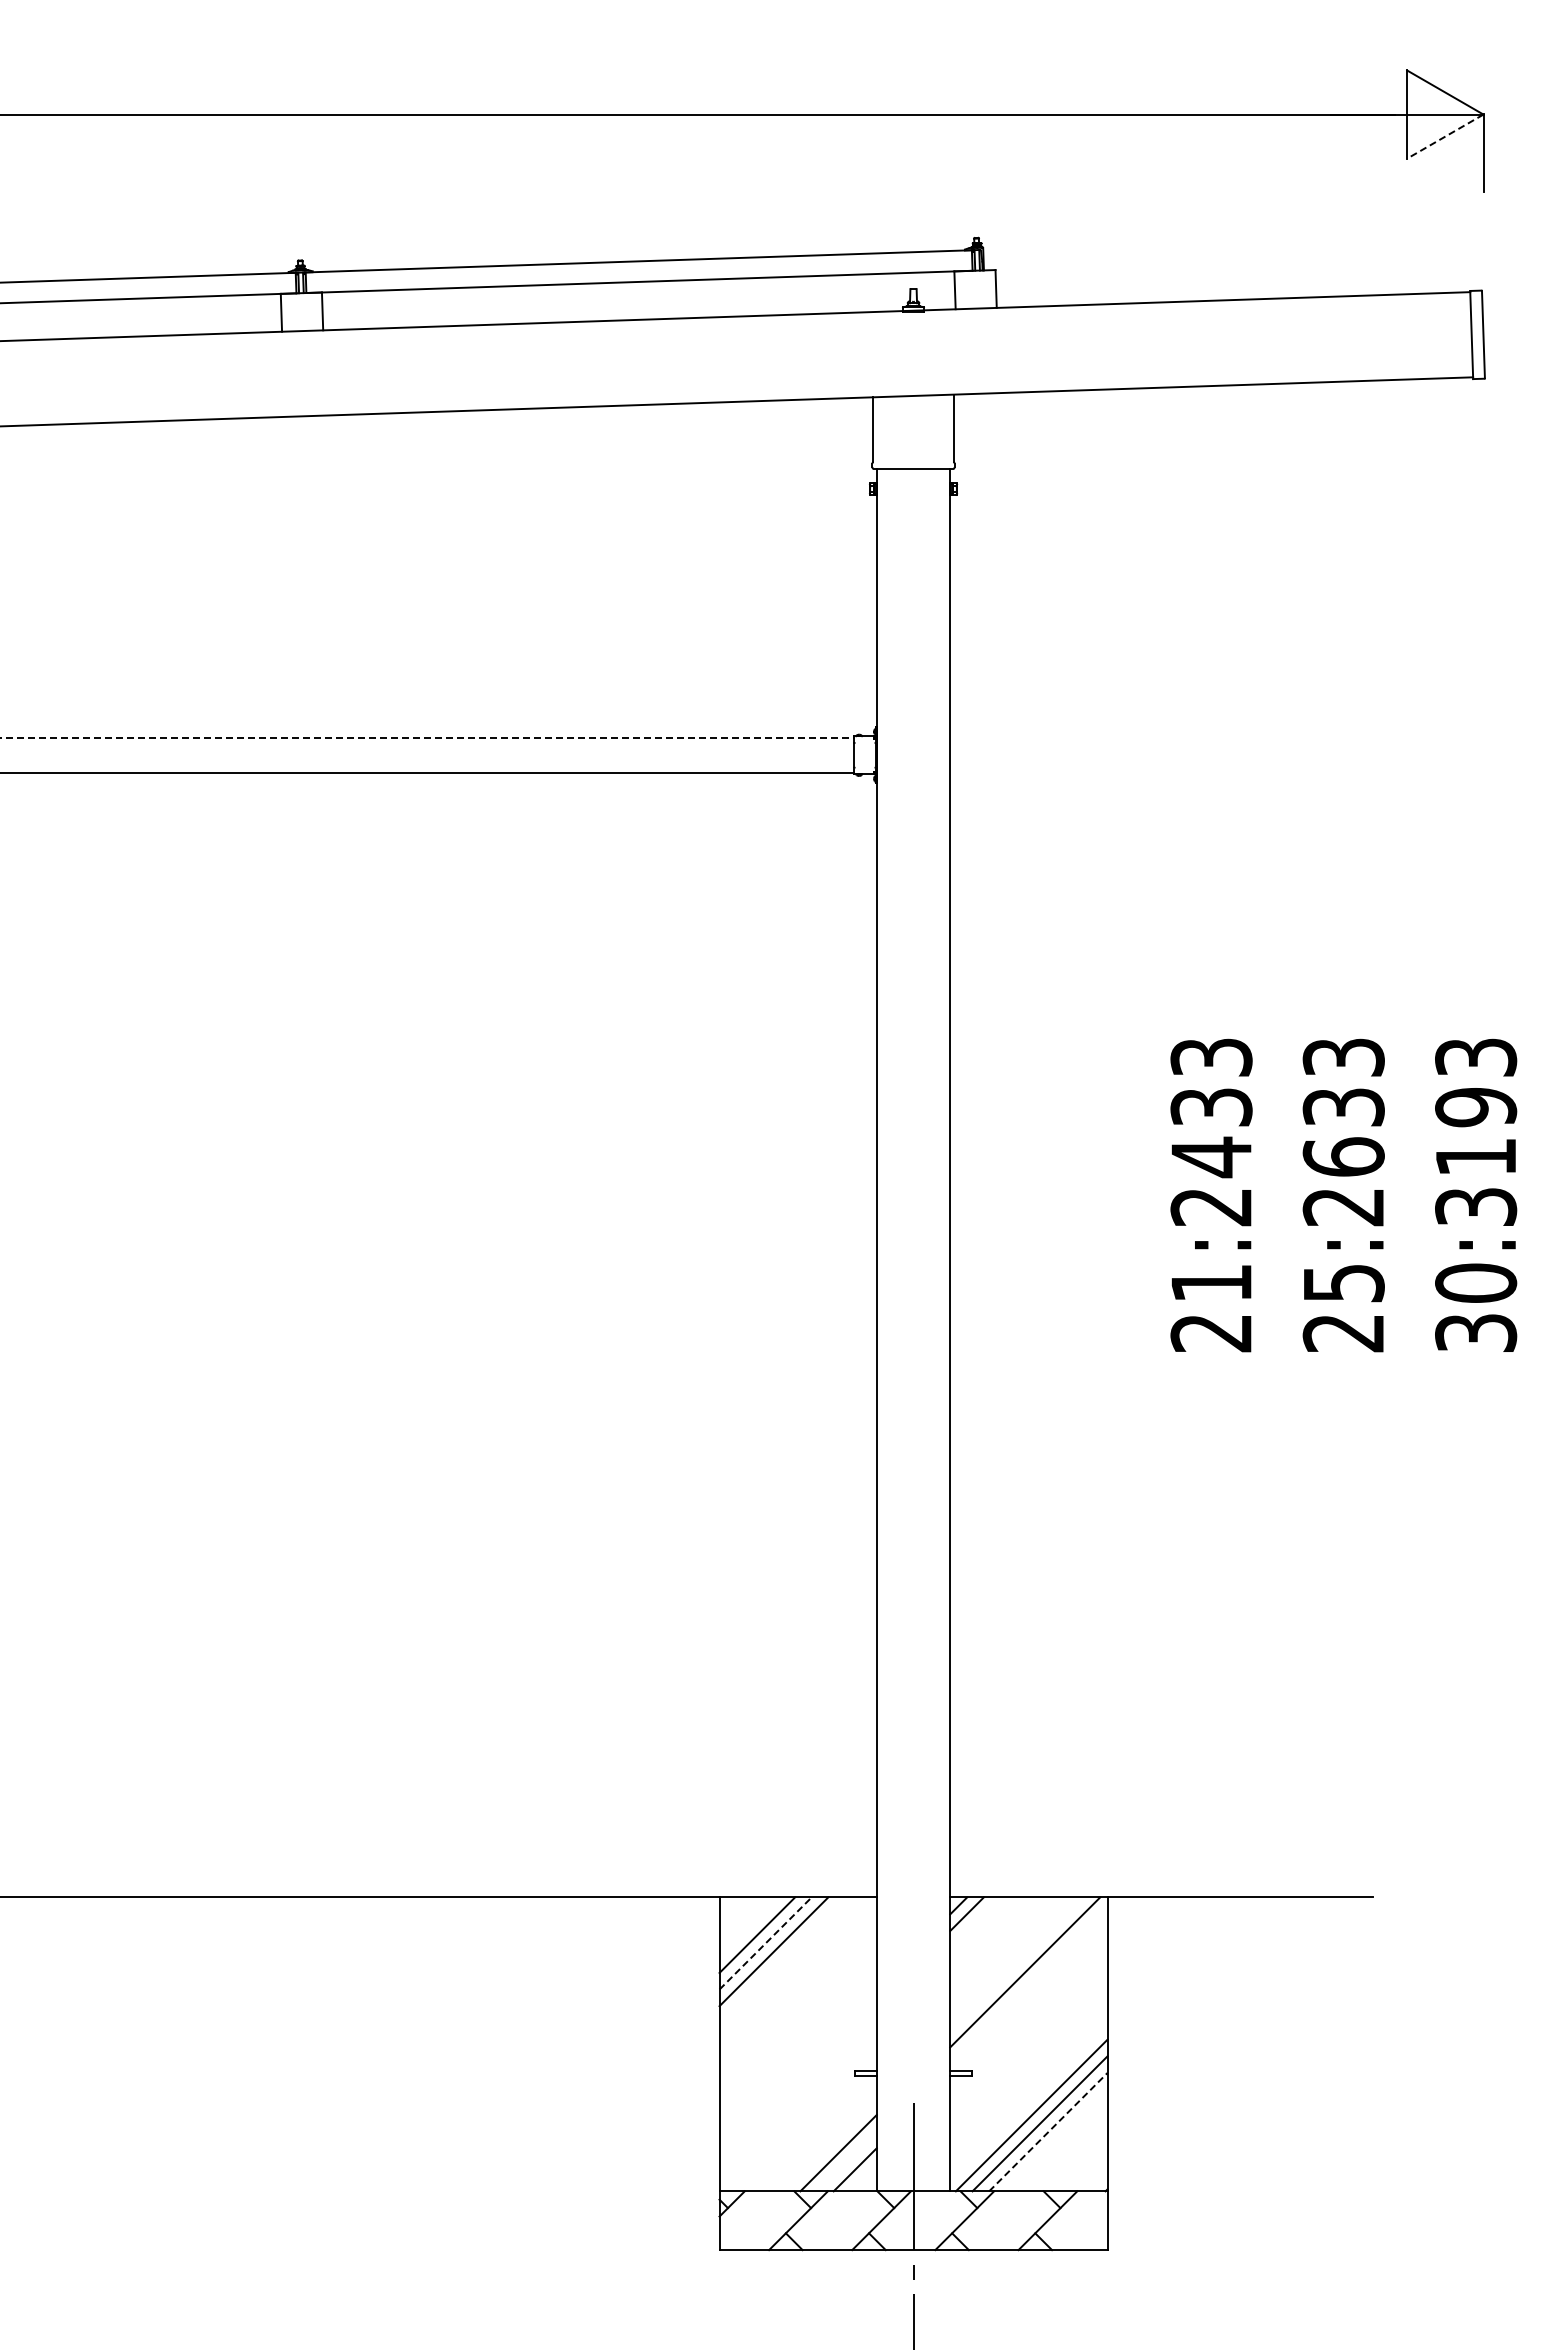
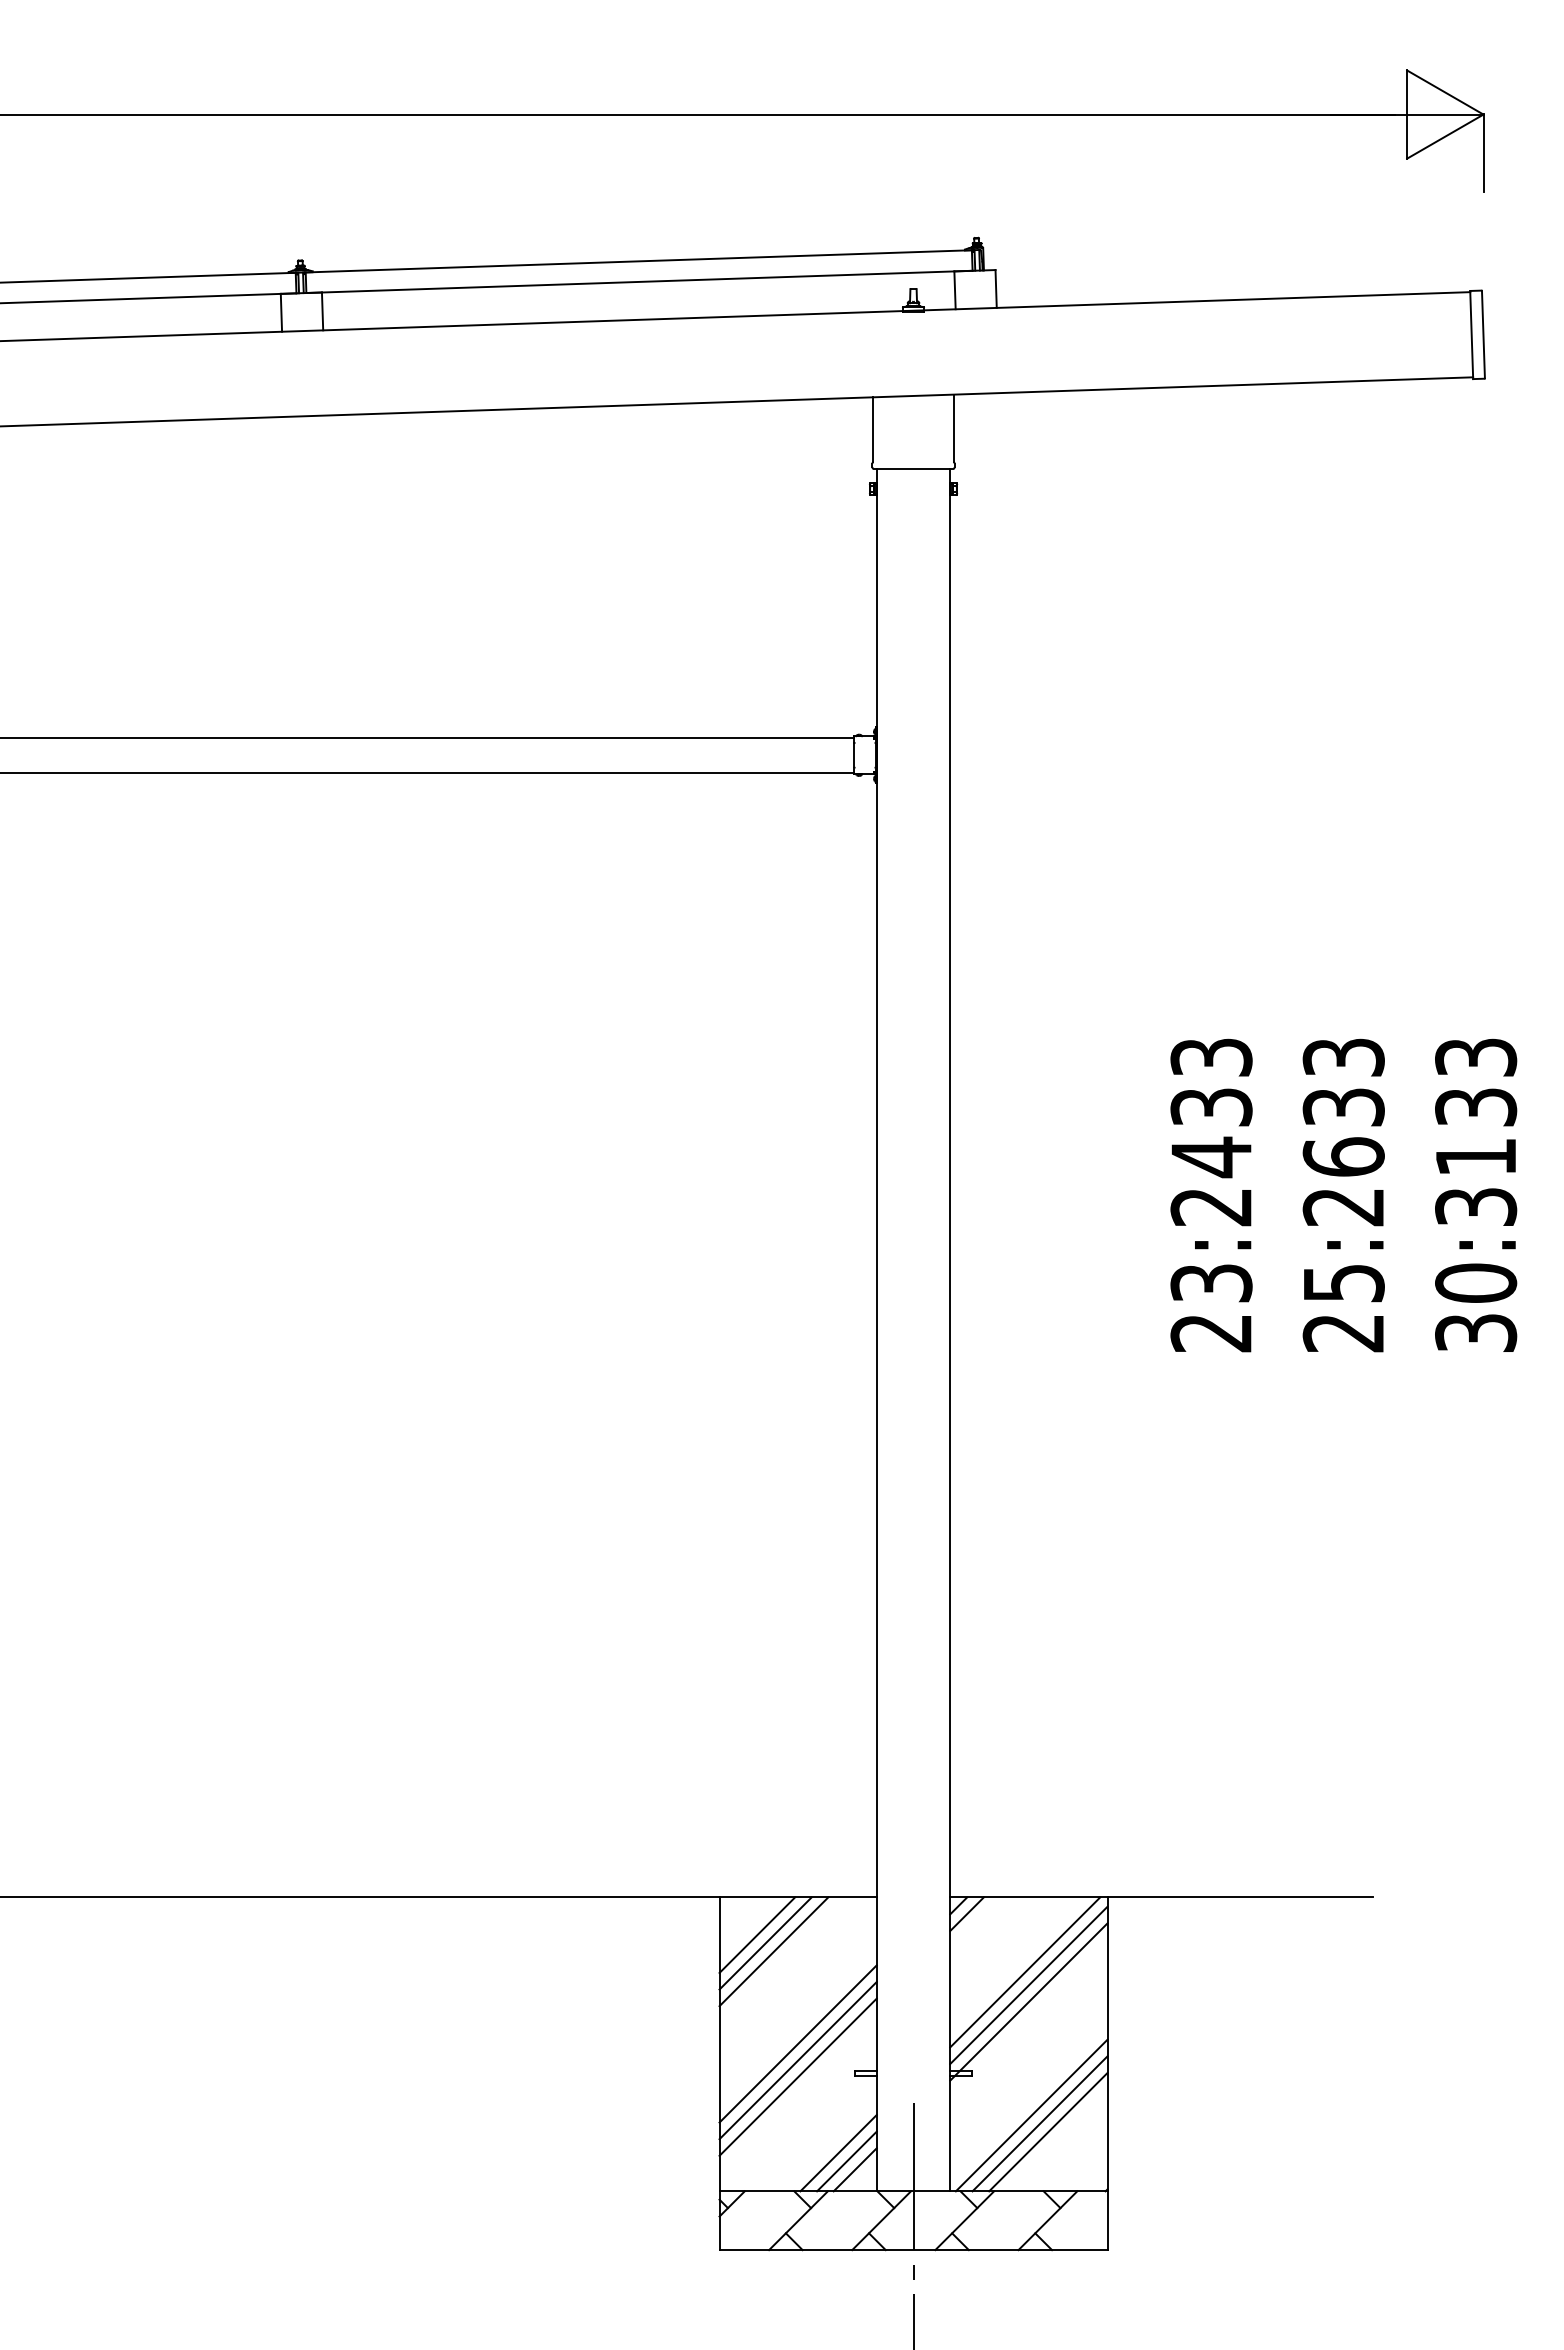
line: dashed -> solid (1444, 136)
line: dashed -> solid (427, 737)
text: 30:3193 -> 30:3133 (1476, 1107)
text: 21:2433 -> 23:2433 (1211, 1283)
line: dashed -> solid (765, 1943)
line: none -> present (1028, 1985)
line: none -> present (1028, 2001)
line: none -> present (797, 2043)
line: none -> present (797, 2060)
line: none -> present (797, 2076)
line: dashed -> solid (1048, 2132)
line: none -> present (846, 2161)
